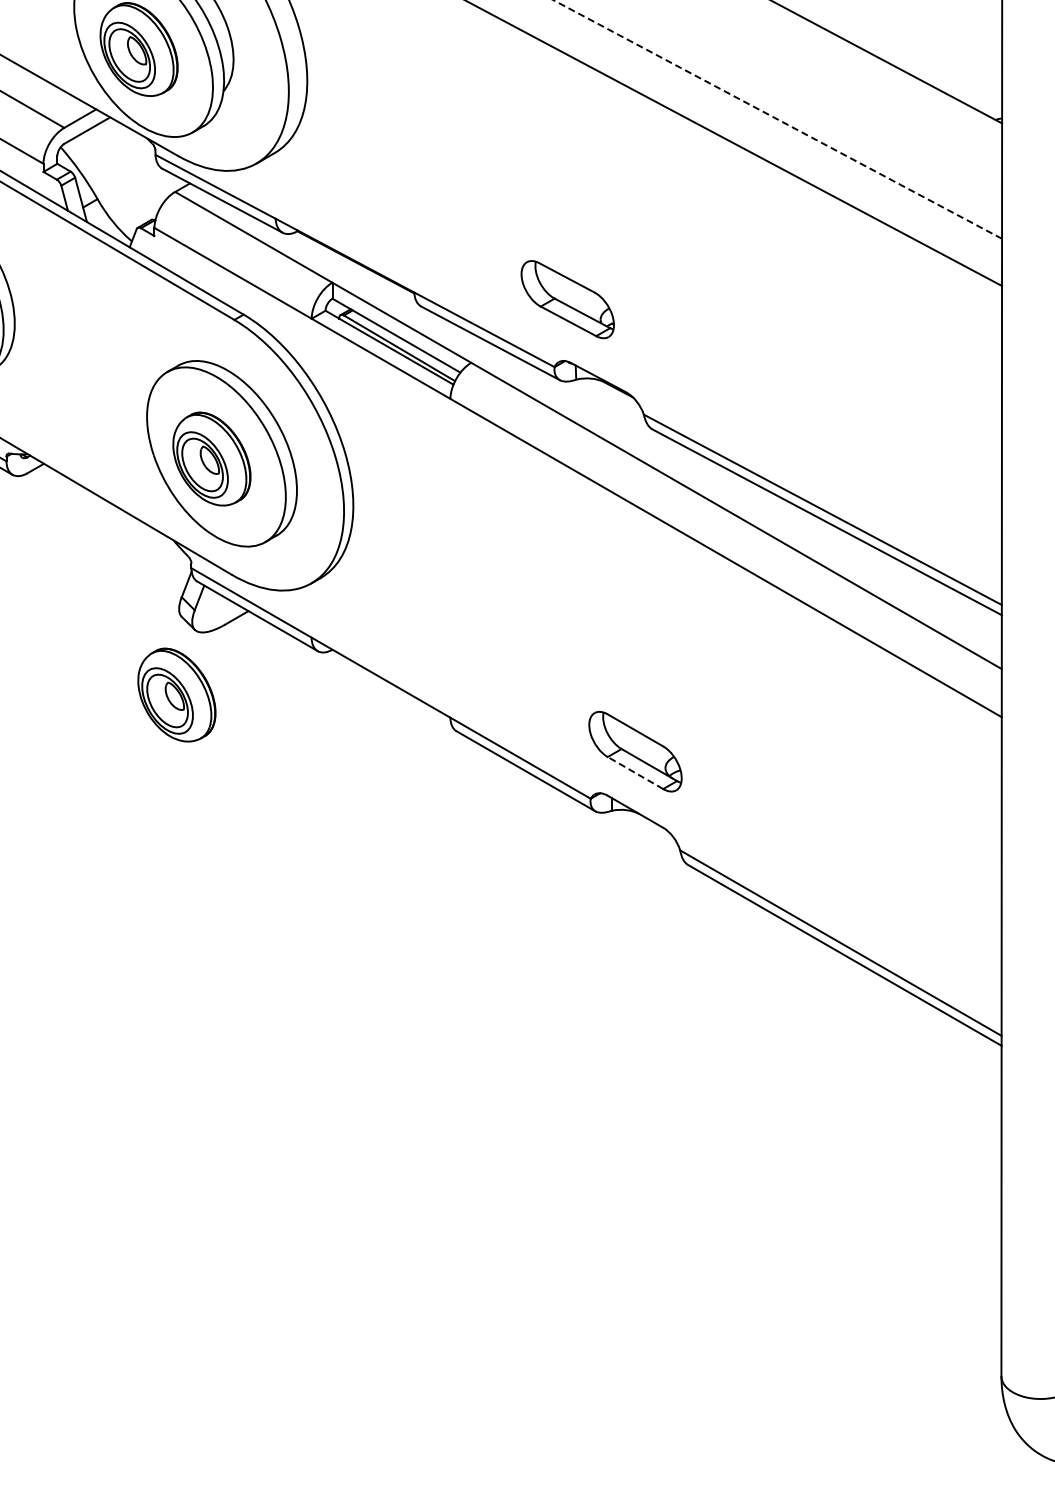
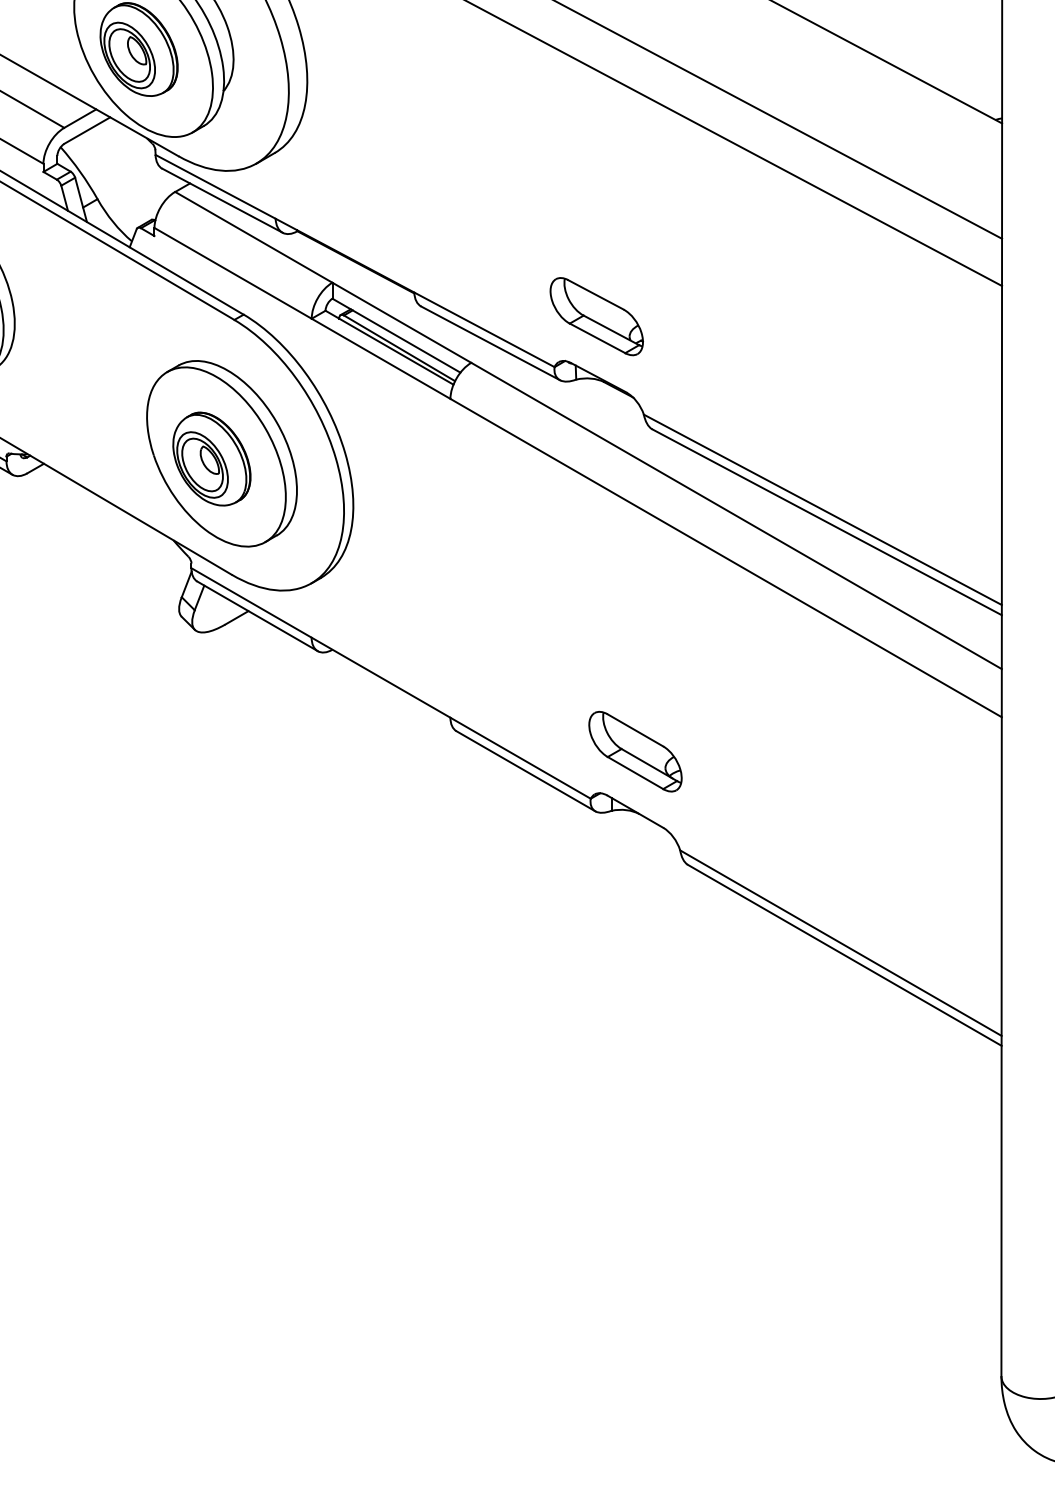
line: dashed -> solid (777, 119)
part position: (567, 299) -> (596, 316) (596, 316)
part: present -> none (176, 694)
line: dashed -> solid (635, 772)
